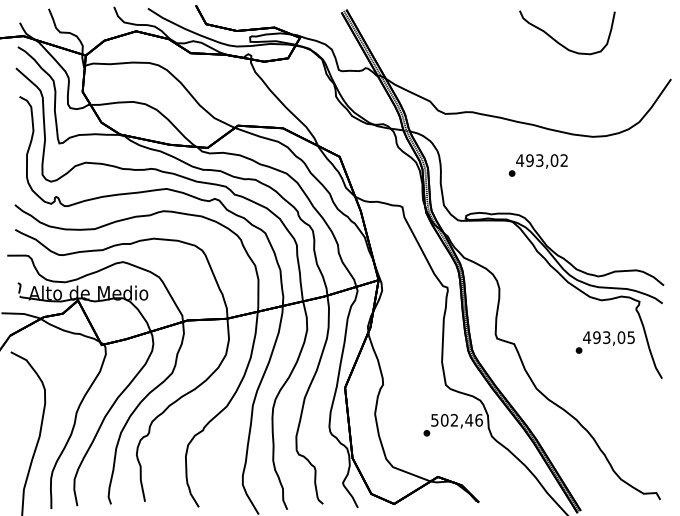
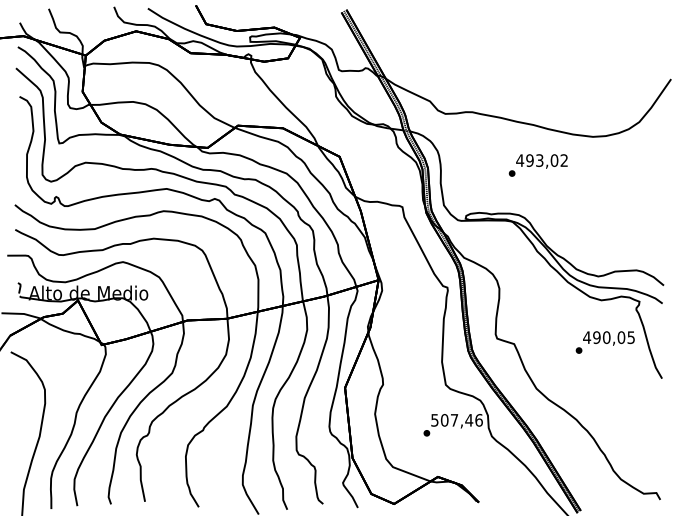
curve: present -> none (558, 41)
text: 493,05 -> 490,05 (606, 337)
text: 502,46 -> 507,46 (454, 420)
